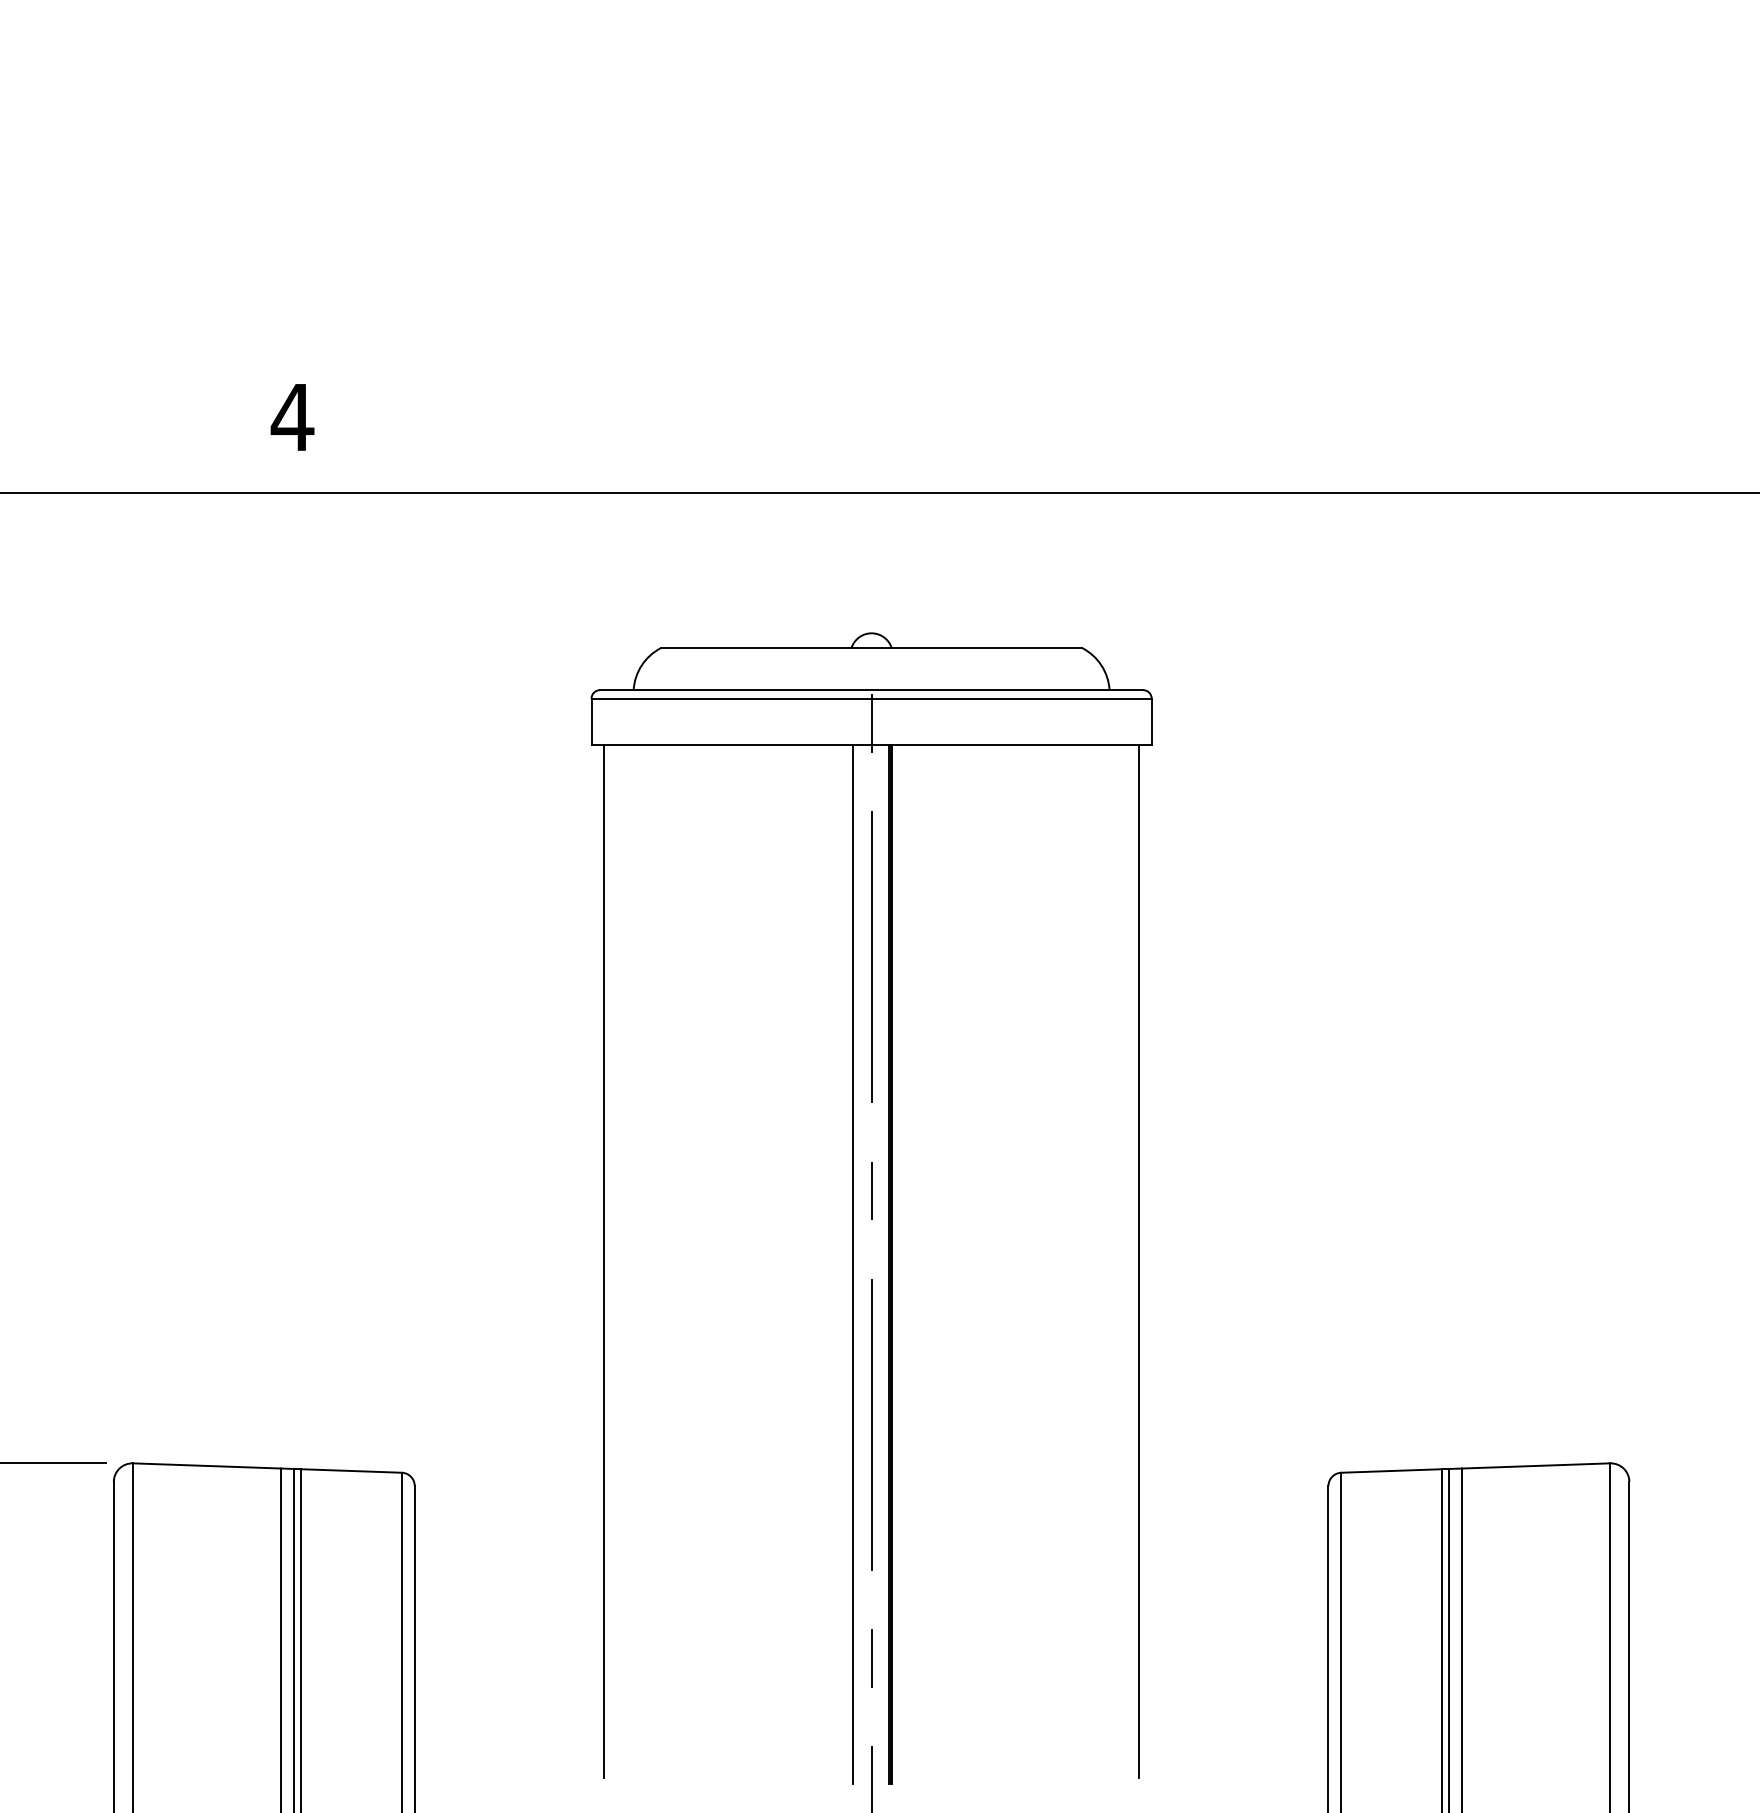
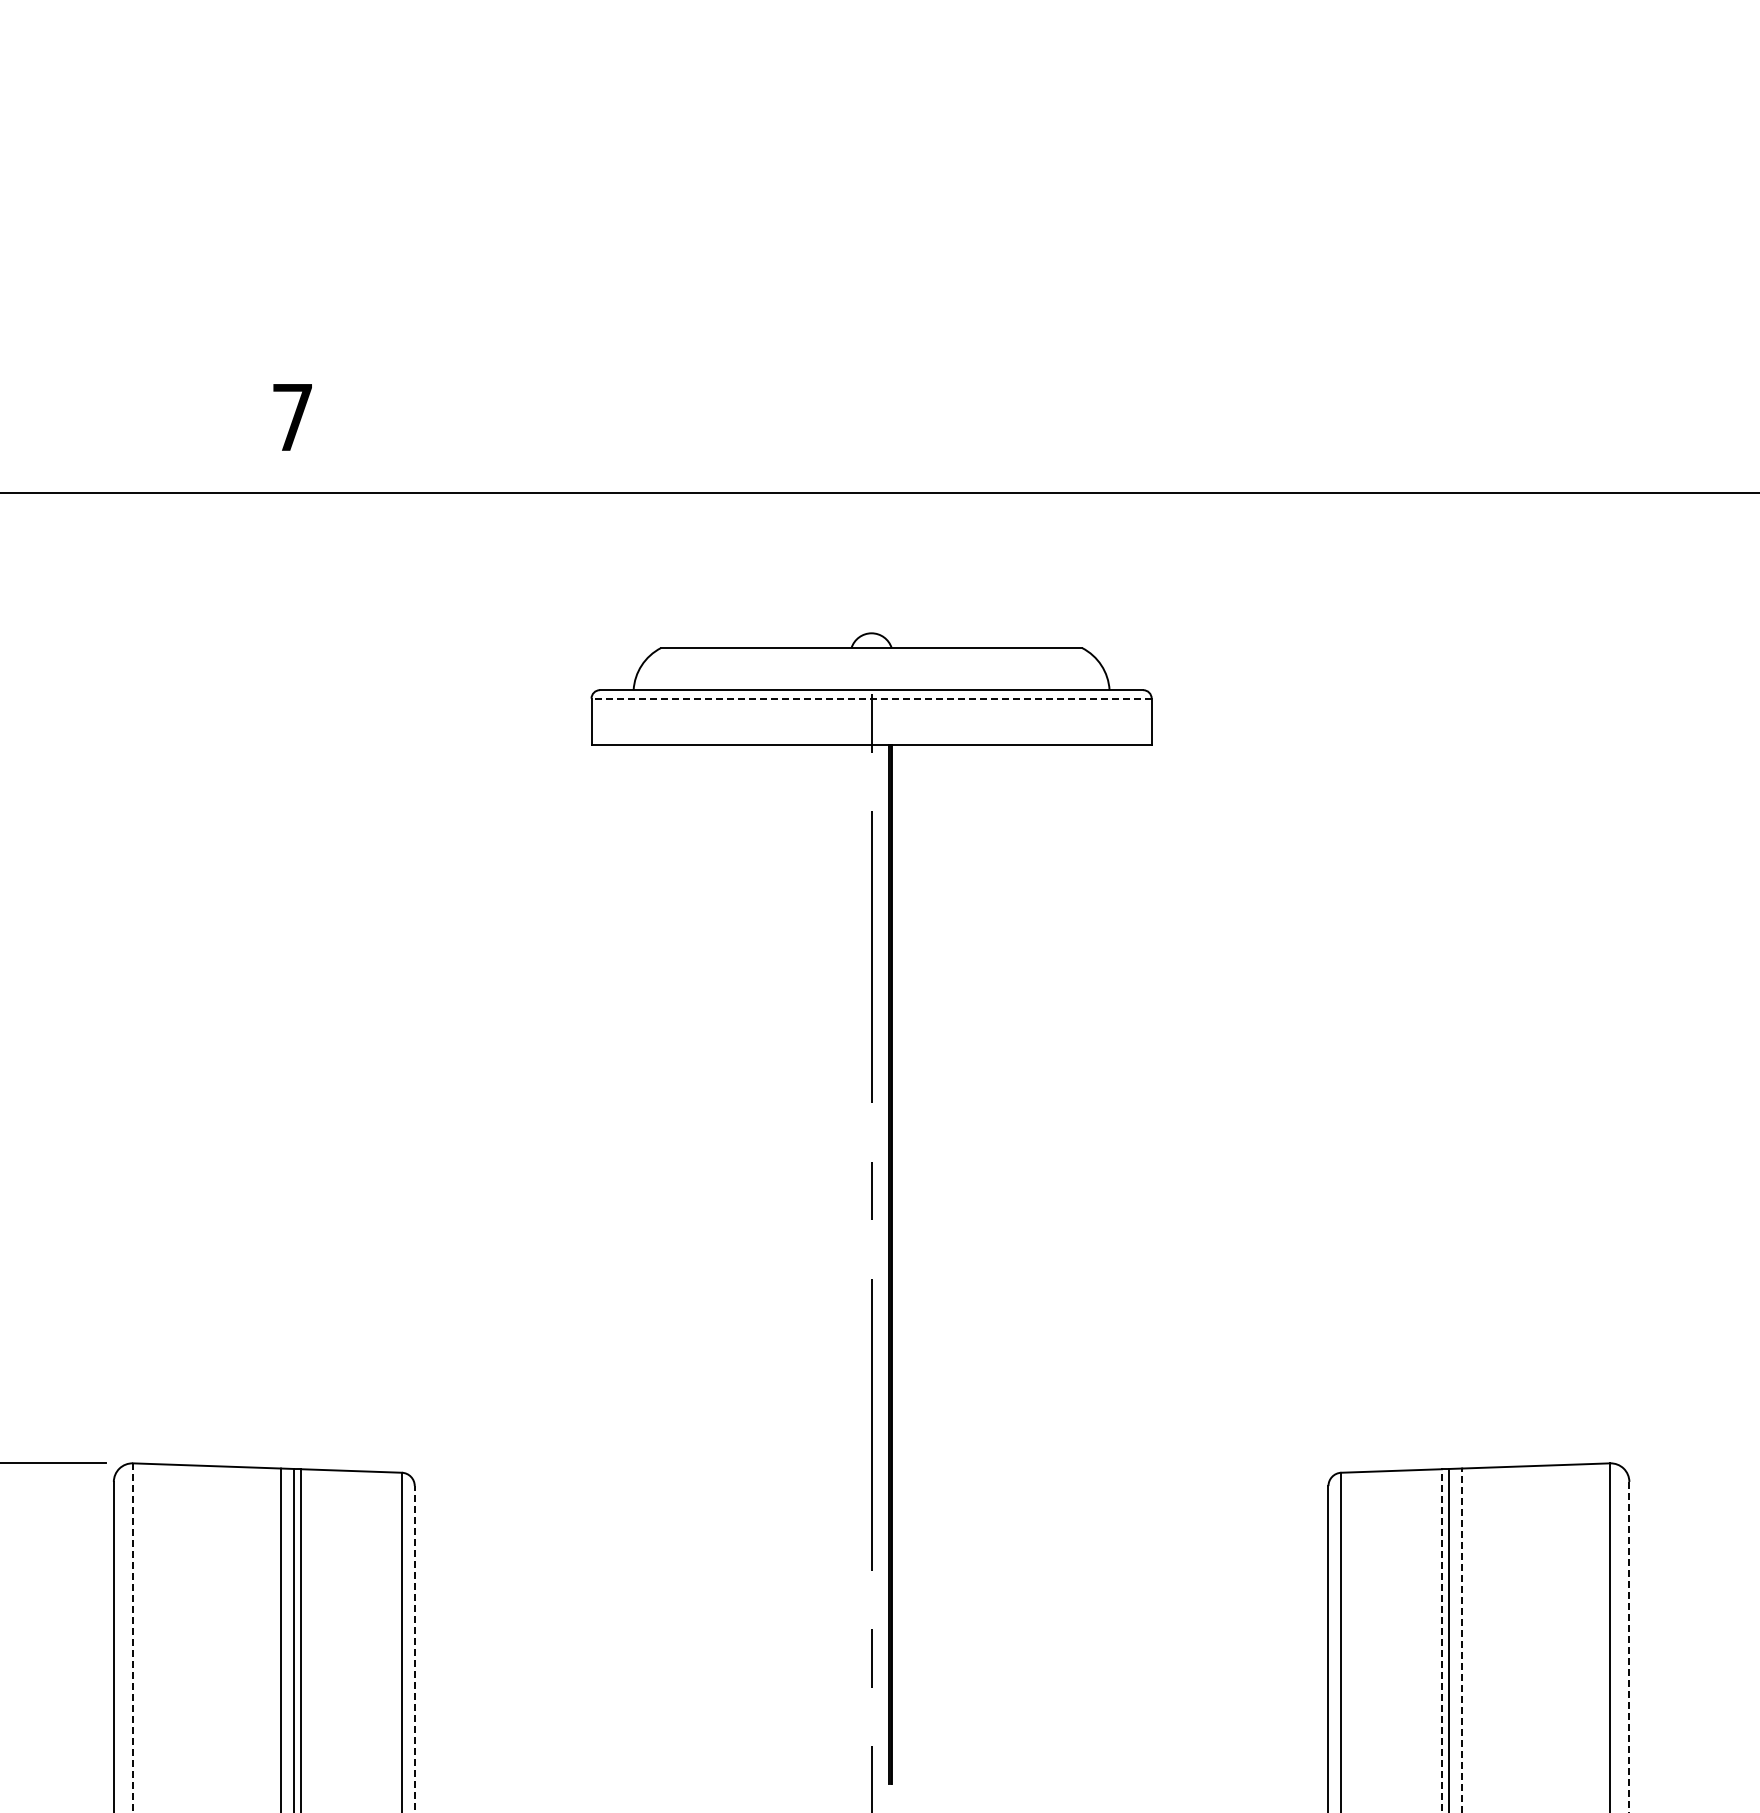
text: 4 -> 7 (292, 417)
line: solid -> dashed (871, 698)
line: present -> none (604, 1260)
line: present -> none (1139, 1260)
line: present -> none (852, 1264)
line: solid -> dashed (133, 1638)
line: solid -> dashed (1441, 1640)
line: solid -> dashed (1462, 1640)
line: solid -> dashed (1629, 1647)
line: solid -> dashed (414, 1648)
